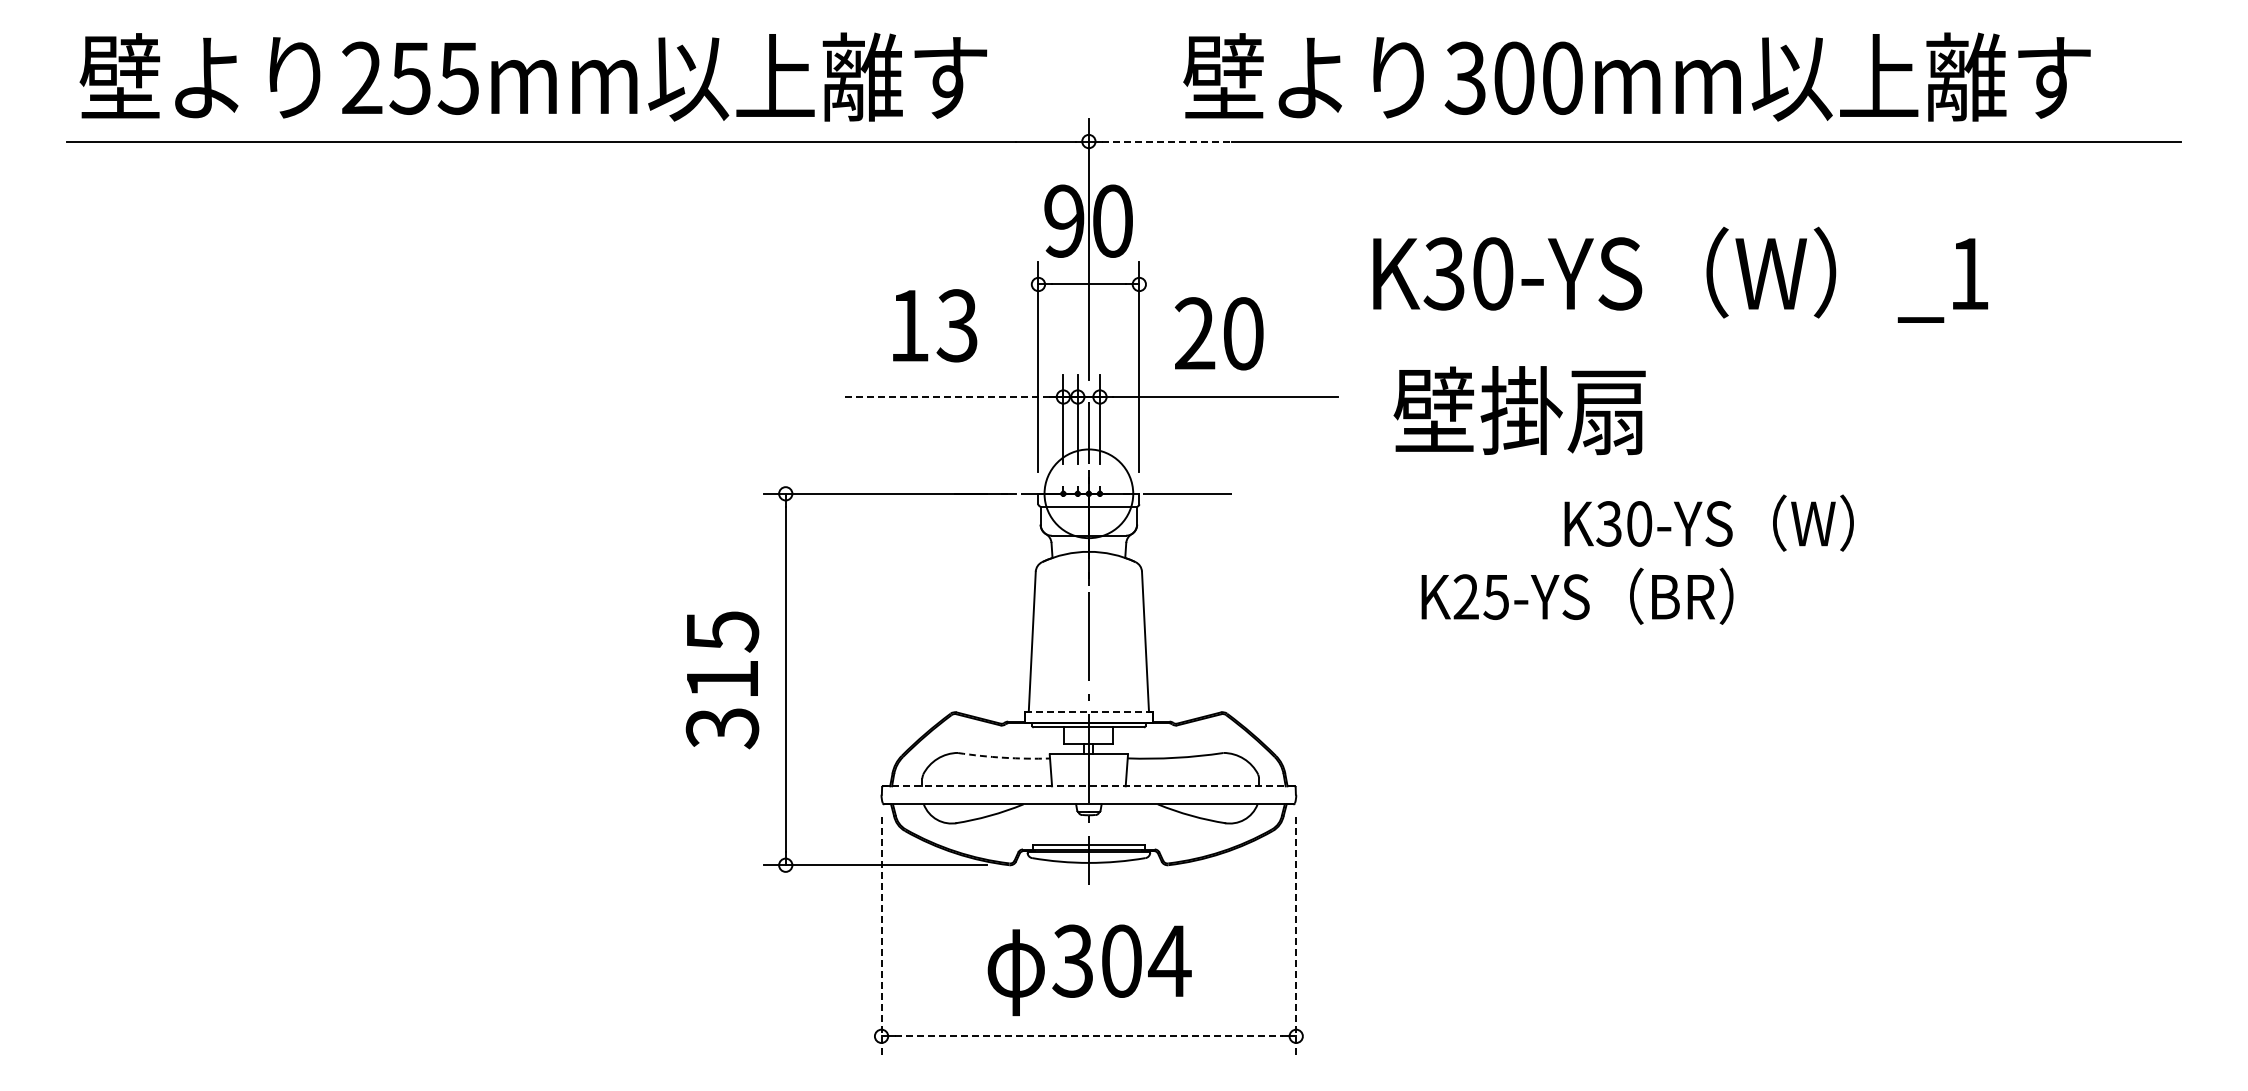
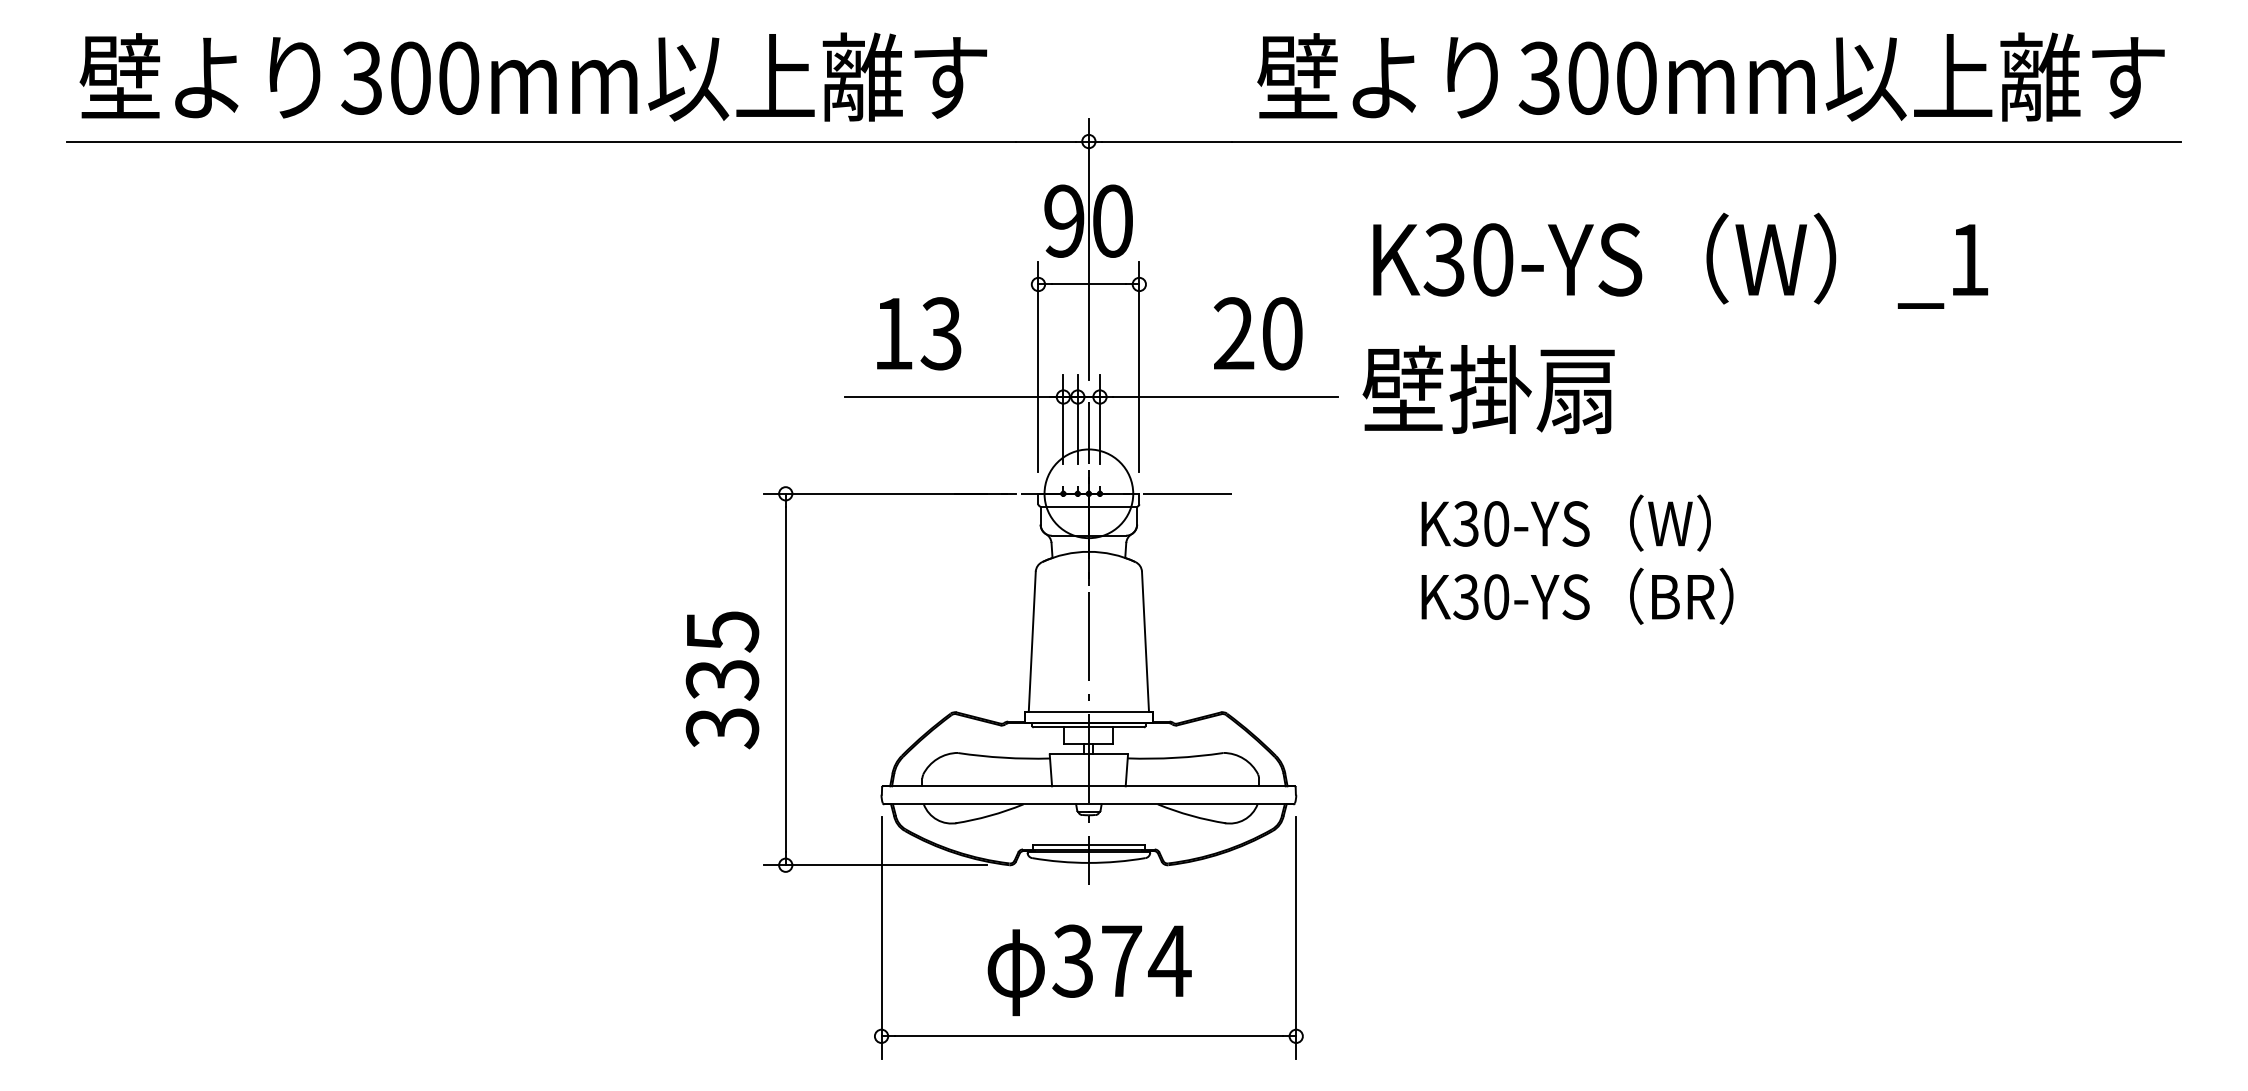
text position: (1636, 76) -> (1710, 76) (1710, 76)
text: 255mm -> 300mm (410, 77)
line: dashed -> solid (1166, 141)
text position: (1680, 274) -> (1680, 260) (1680, 260)
text position: (935, 325) -> (919, 333) (919, 333)
text position: (1218, 333) -> (1257, 333) (1257, 333)
line: dashed -> solid (947, 397)
text position: (1519, 410) -> (1488, 389) (1488, 389)
text position: (1708, 522) -> (1565, 522) (1565, 522)
text: K25-YS -> K30-YS (1481, 597)
text: 315 -> 335 (722, 680)
line: dashed -> solid (1088, 711)
arc: dashed -> solid (1003, 757)
line: dashed -> solid (1088, 786)
line: dashed -> solid (881, 937)
line: dashed -> solid (1296, 937)
text: 304 -> 374 (1121, 960)
line: dashed -> solid (1089, 1036)
